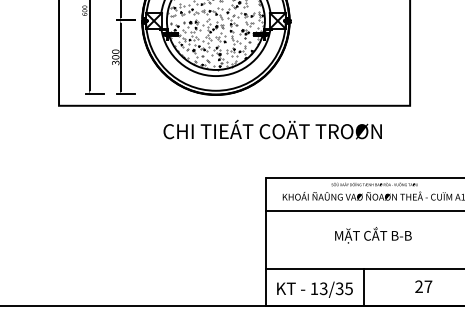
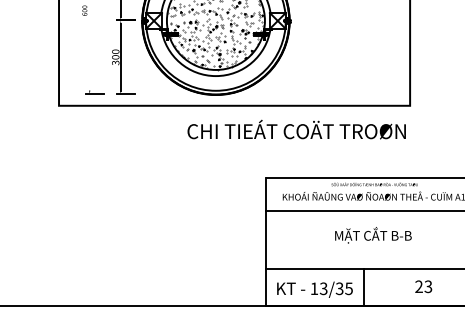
line: present -> none (89, 46)
text position: (272, 129) -> (296, 129) (296, 129)
text: 27 -> 23 (428, 286)
